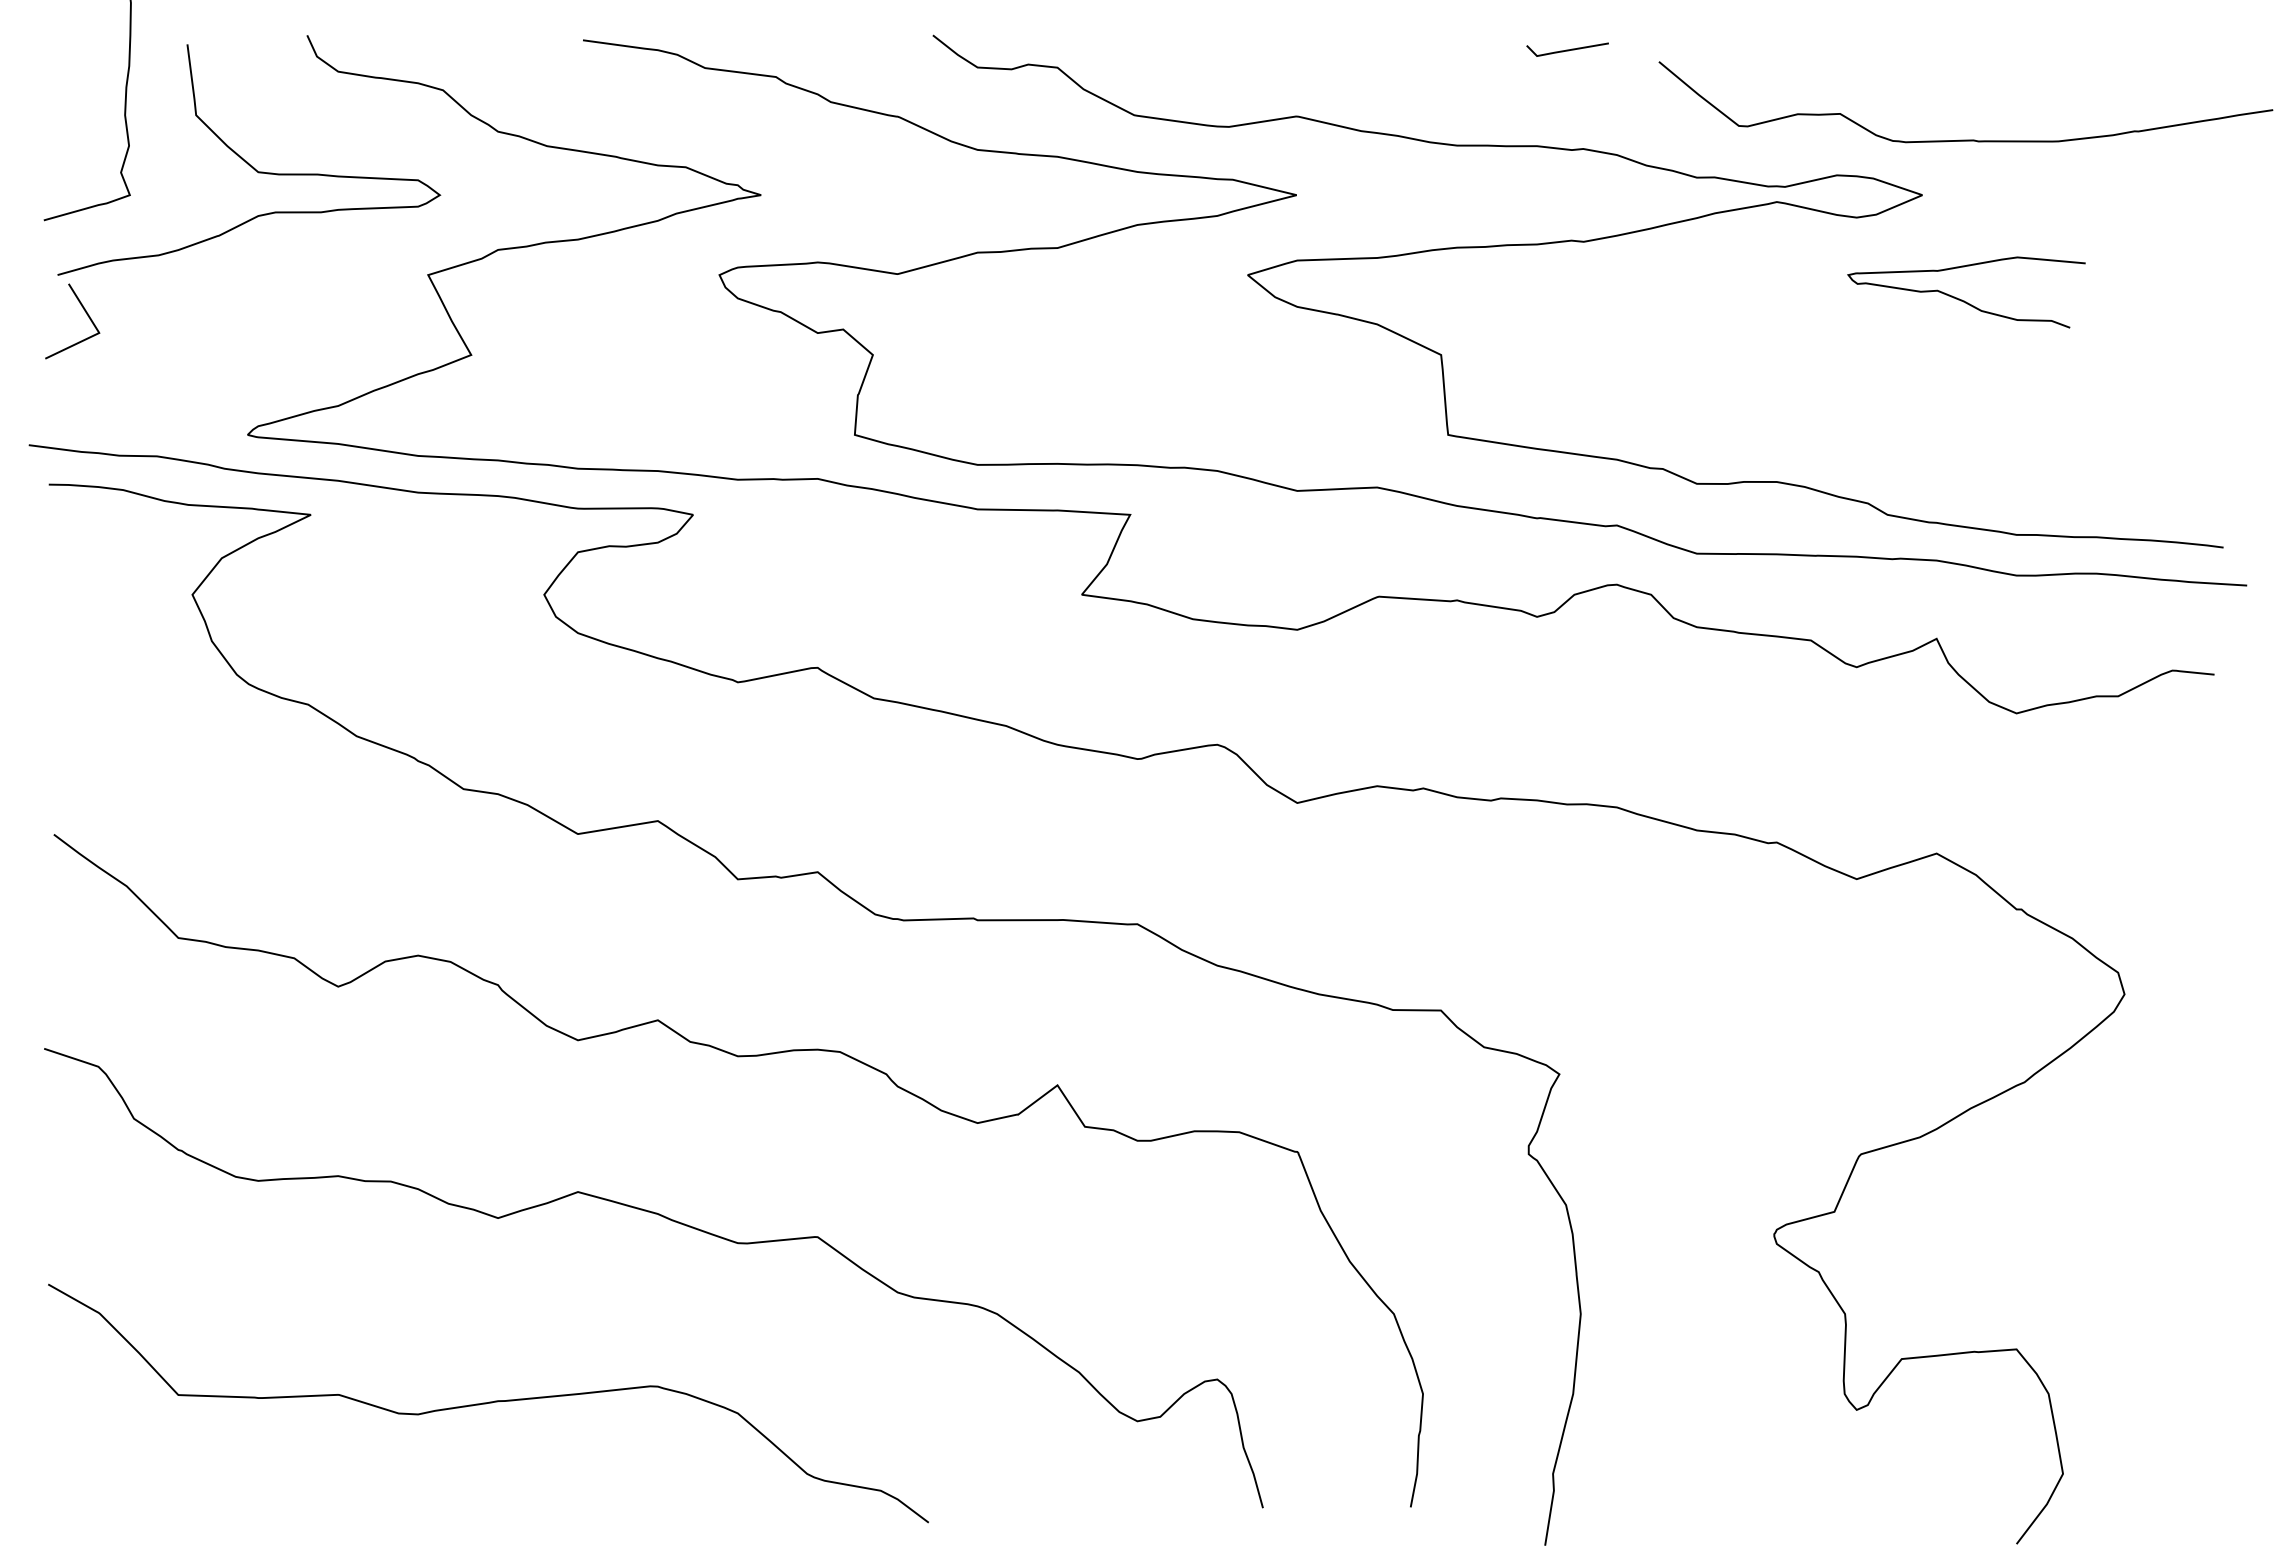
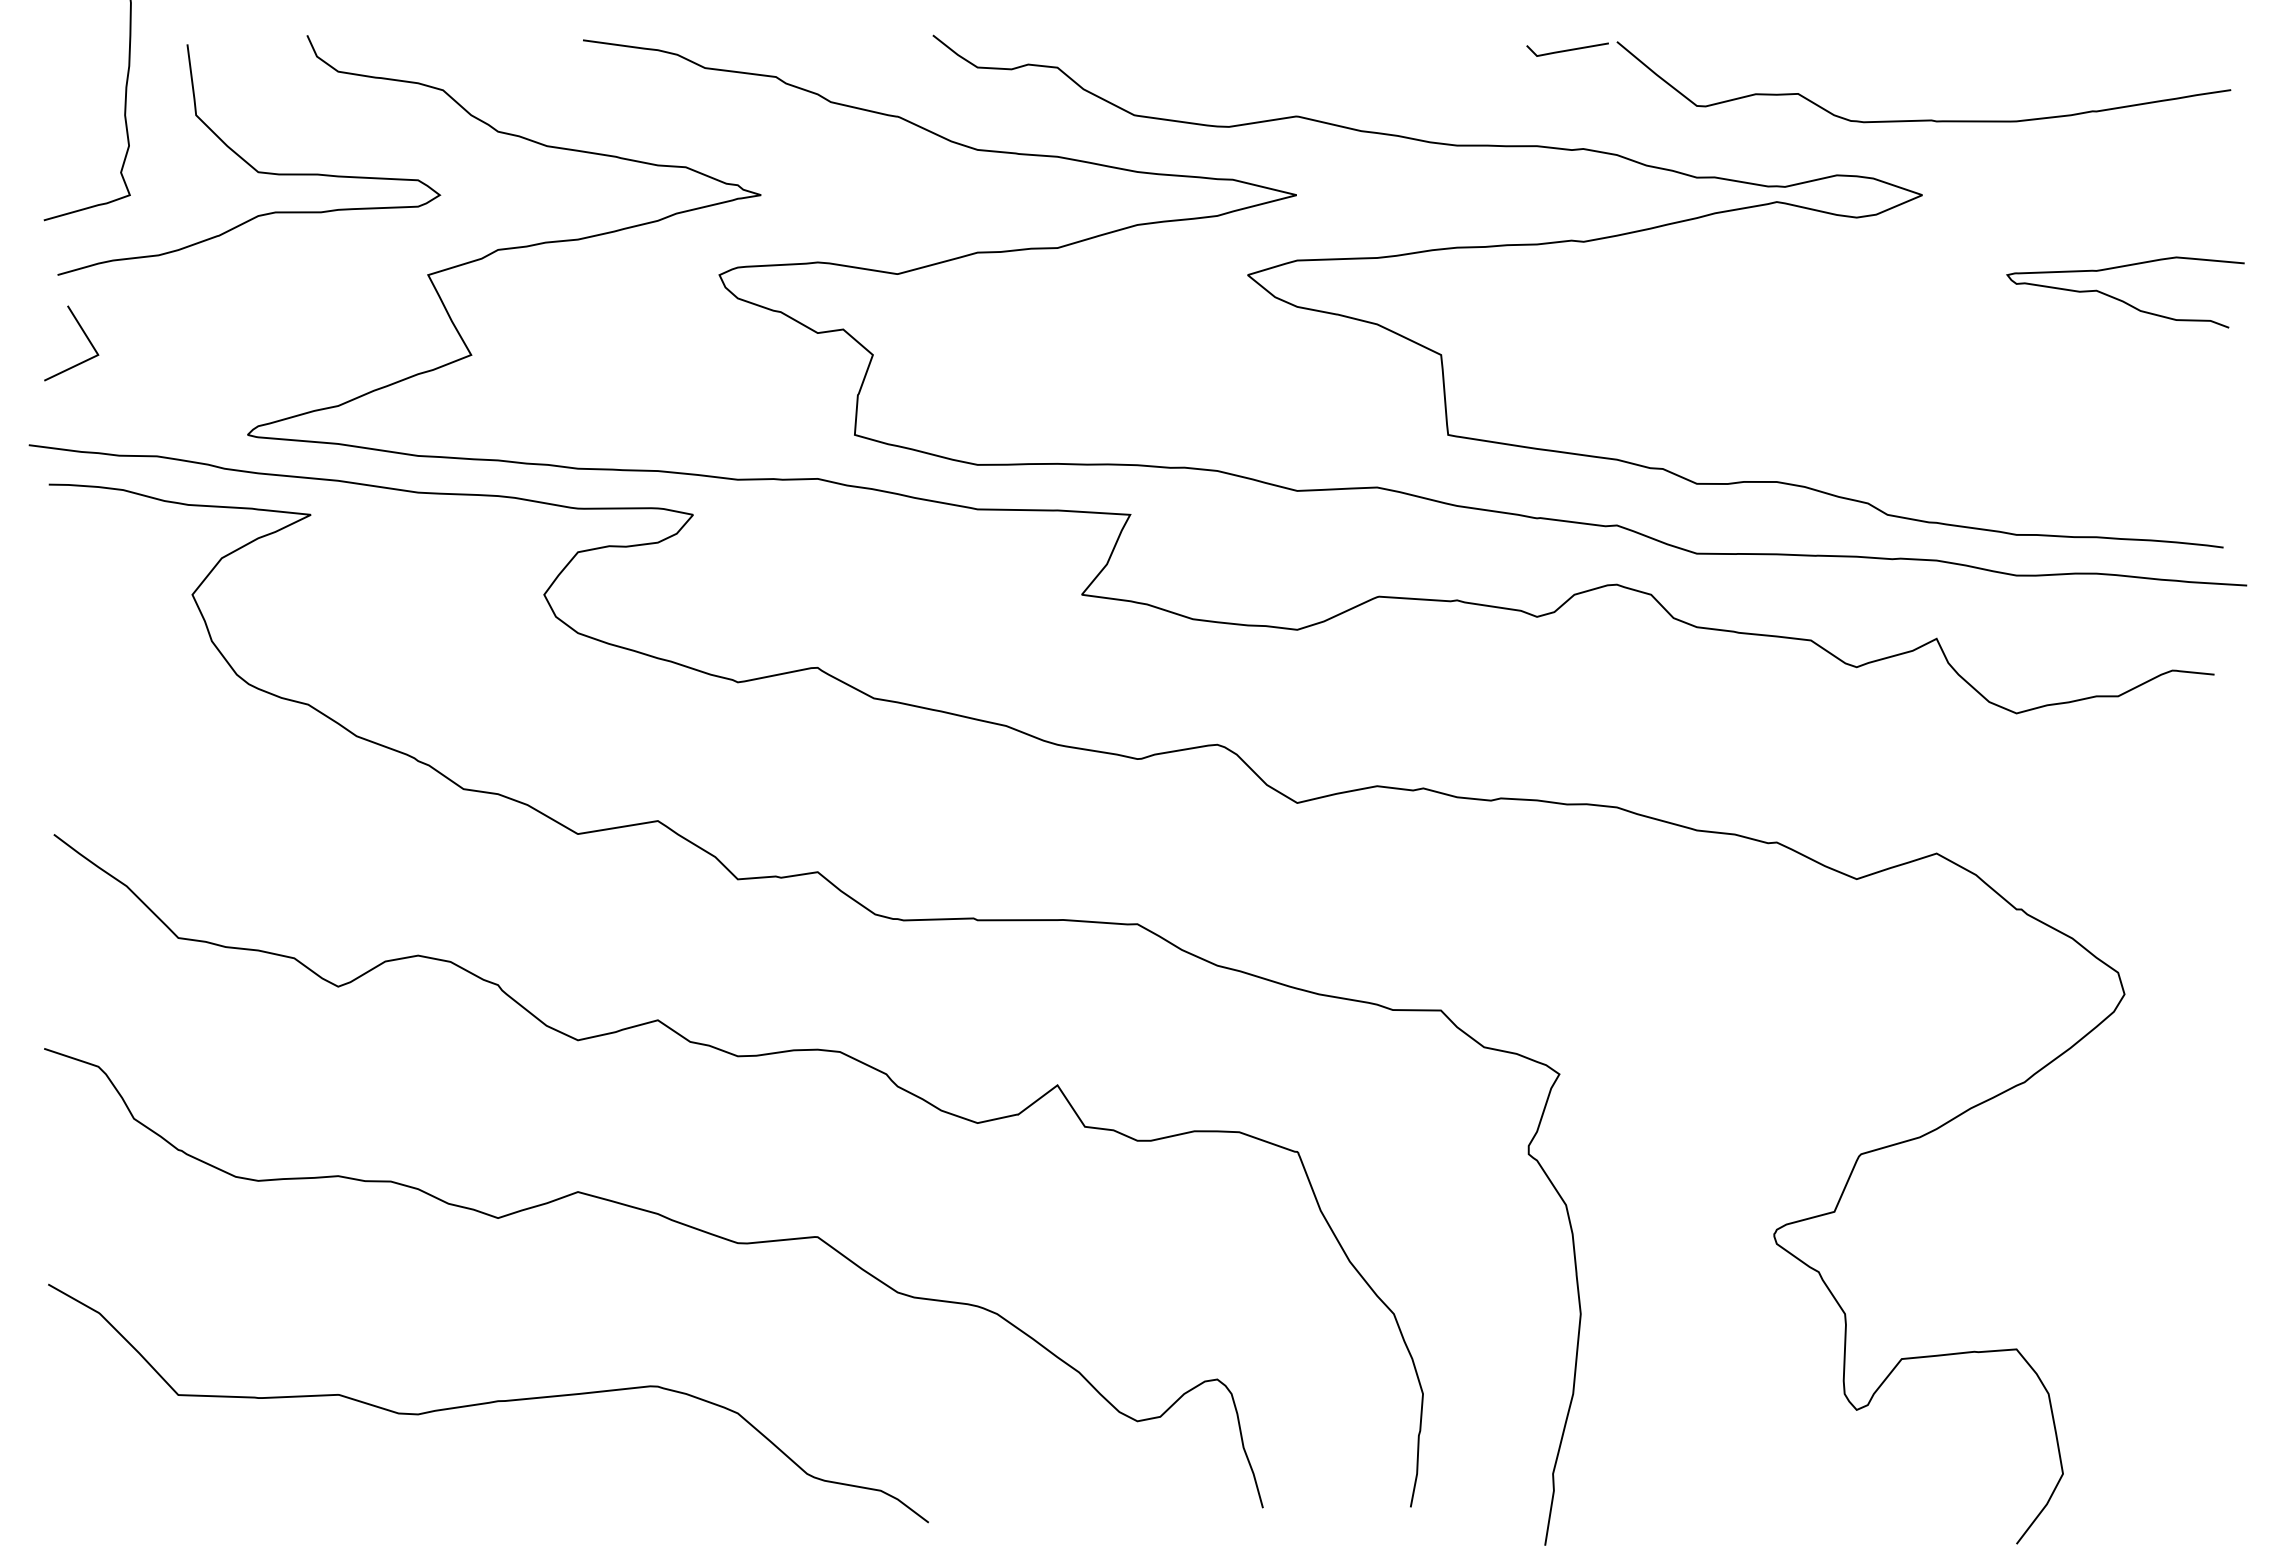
curve position: (1965, 139) -> (1923, 119) (1923, 119)
curve position: (1962, 299) -> (2121, 299) (2121, 299)
line position: (84, 311) -> (83, 333) (83, 333)
